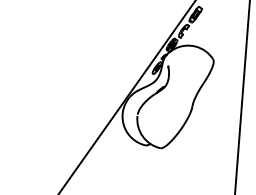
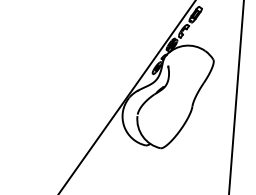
line position: (242, 96) -> (236, 96) (236, 96)
